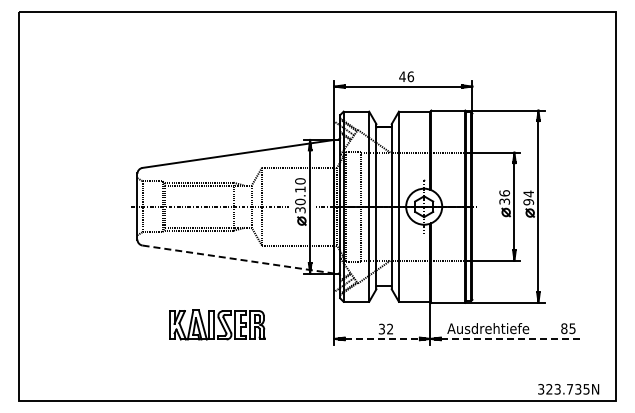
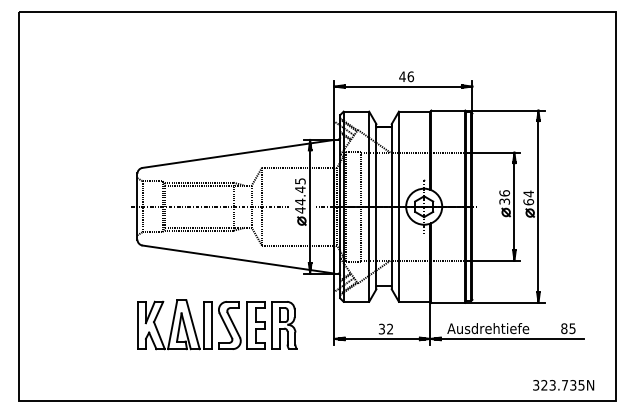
text: 30.10 -> 44.45 (300, 195)
text: 94 -> 64 (528, 201)
line: dashed -> solid (238, 259)
part size: 97x32 px -> 161x52 px (217, 324)
line: dashed -> solid (382, 338)
line: dashed -> solid (512, 338)
text position: (568, 389) -> (563, 385) (563, 385)
